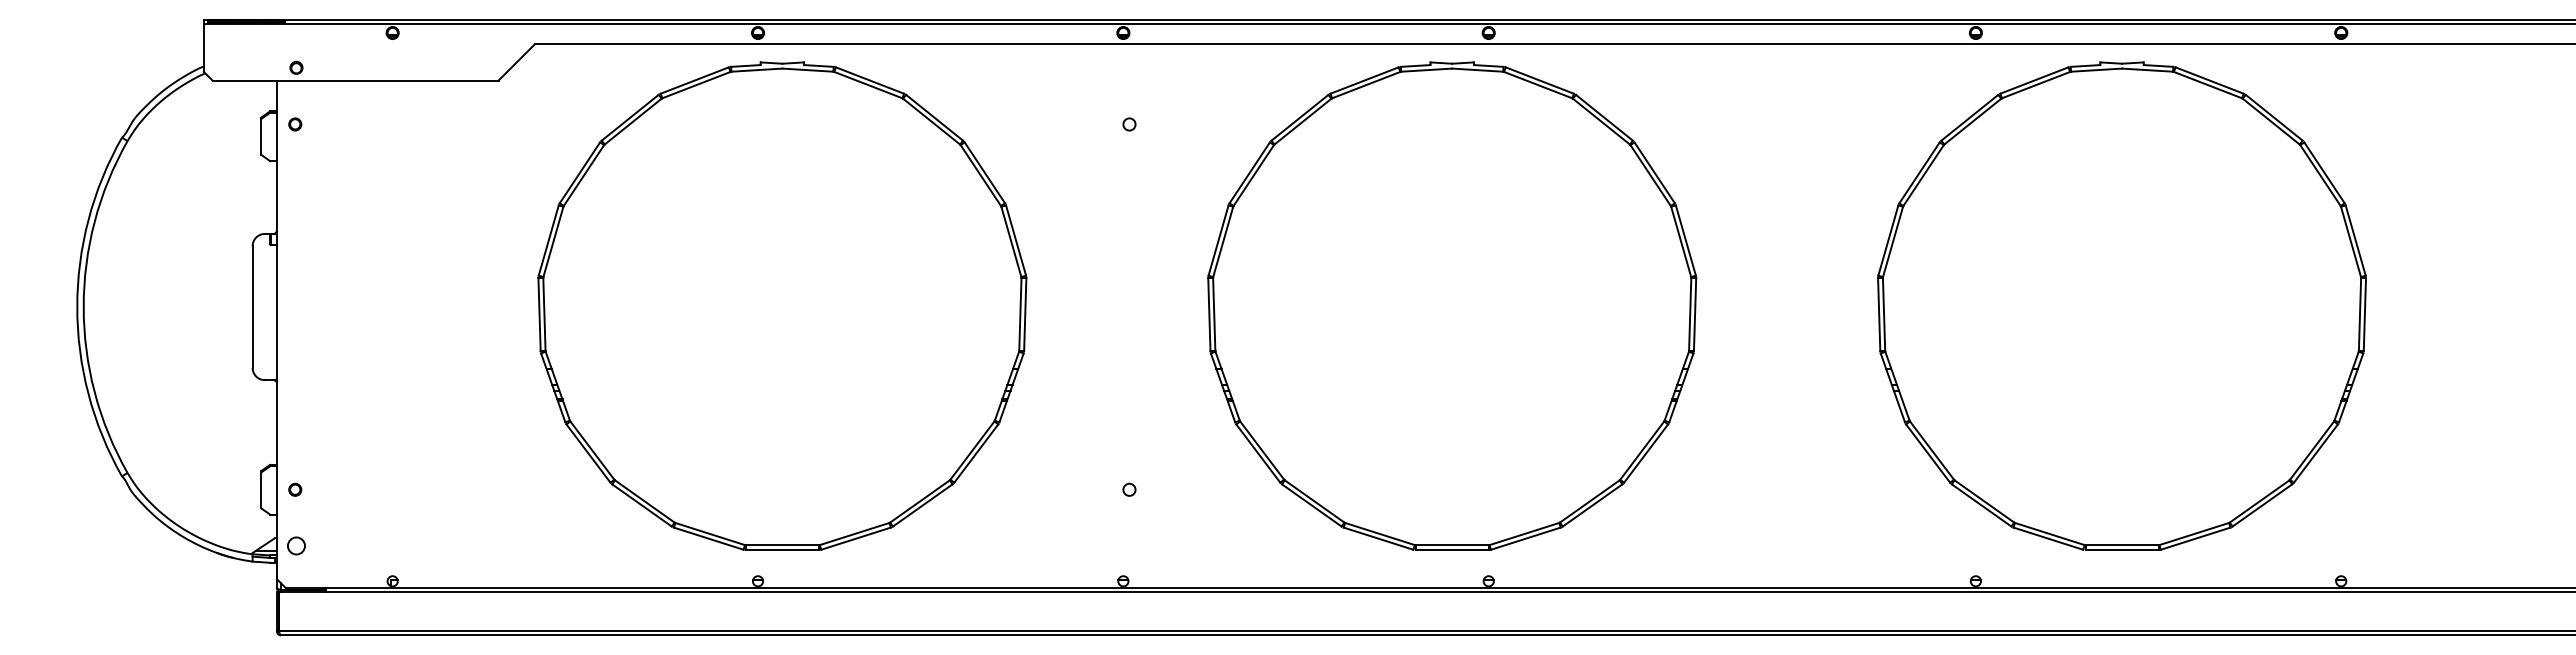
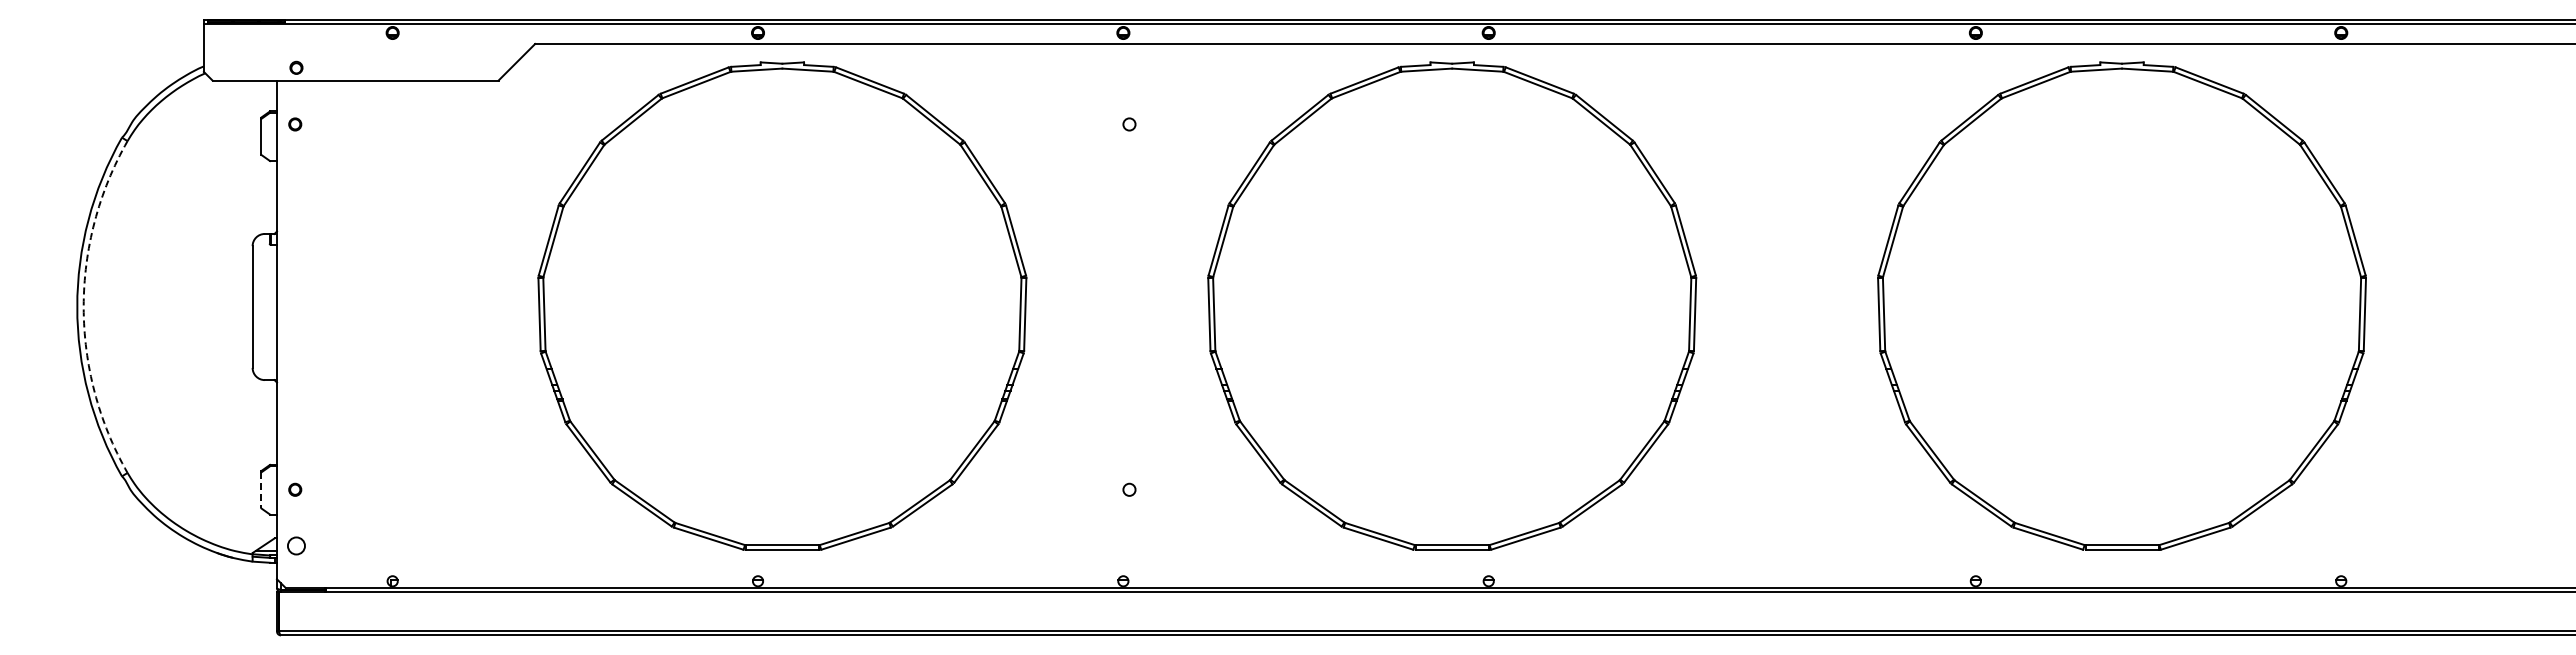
arc: solid -> dashed (83, 307)
line: solid -> dashed (261, 490)
